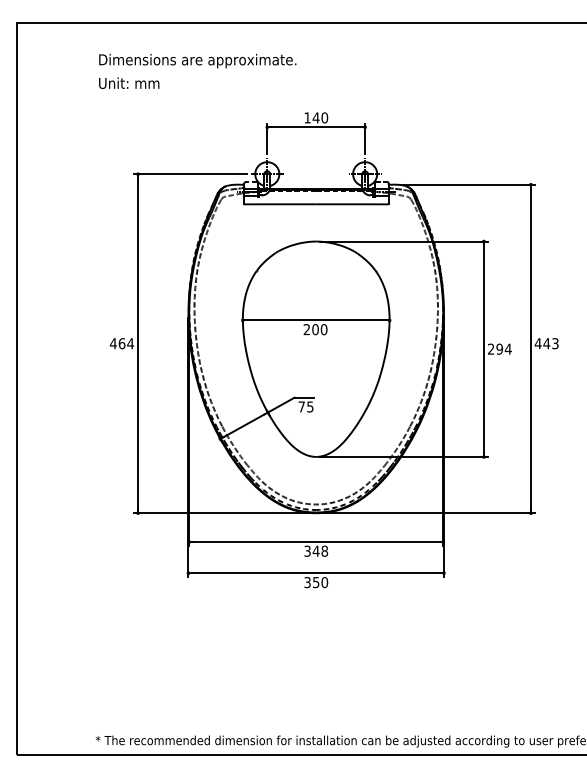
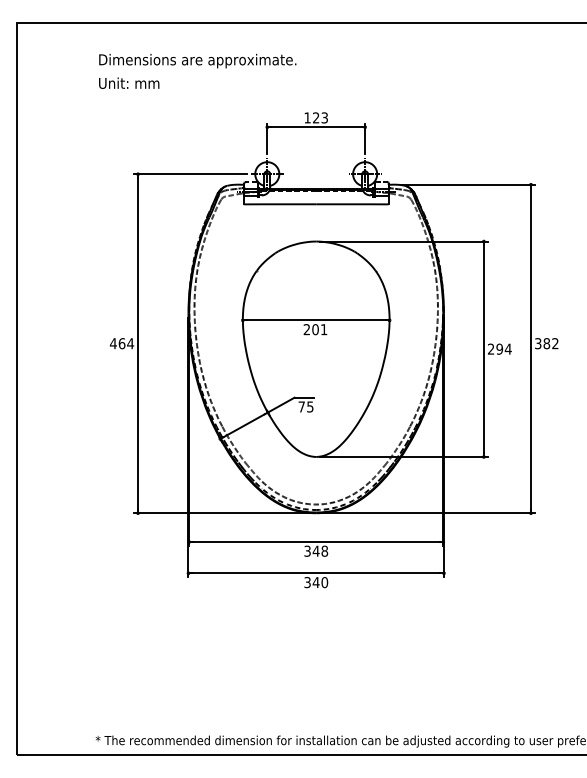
text: 140 -> 123 (320, 117)
text: 200 -> 201 (323, 329)
text: 443 -> 382 (546, 343)
text: 350 -> 340 (315, 582)
